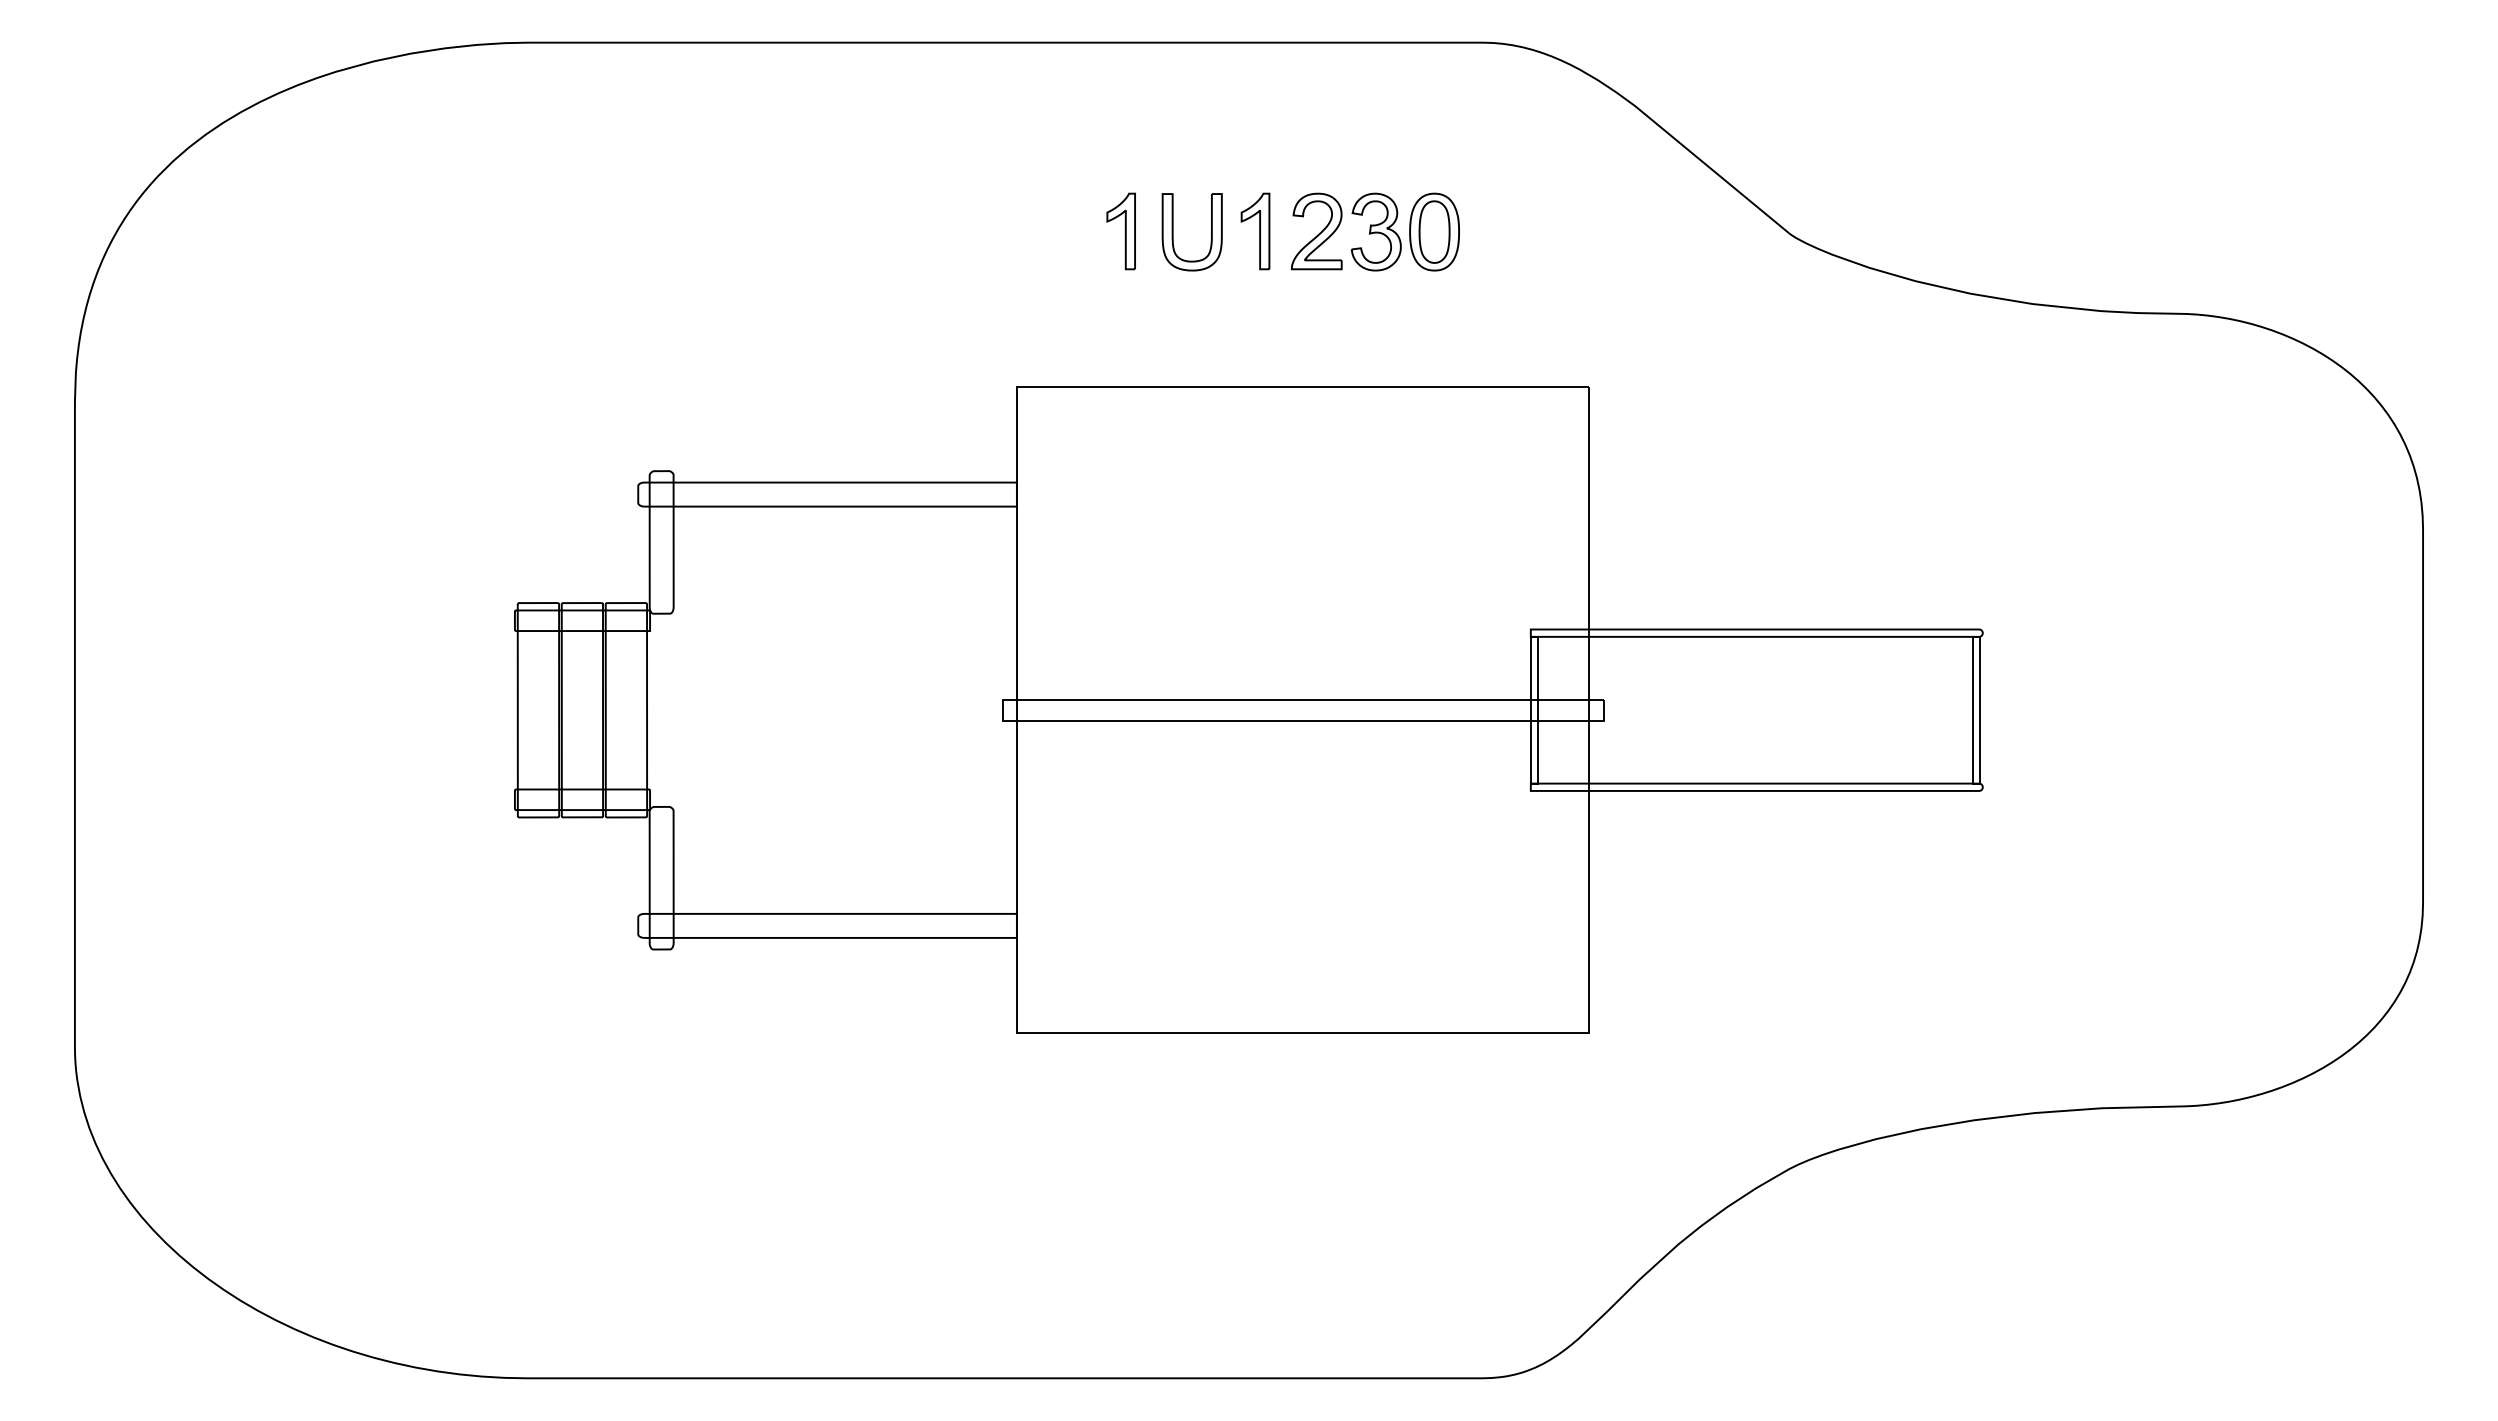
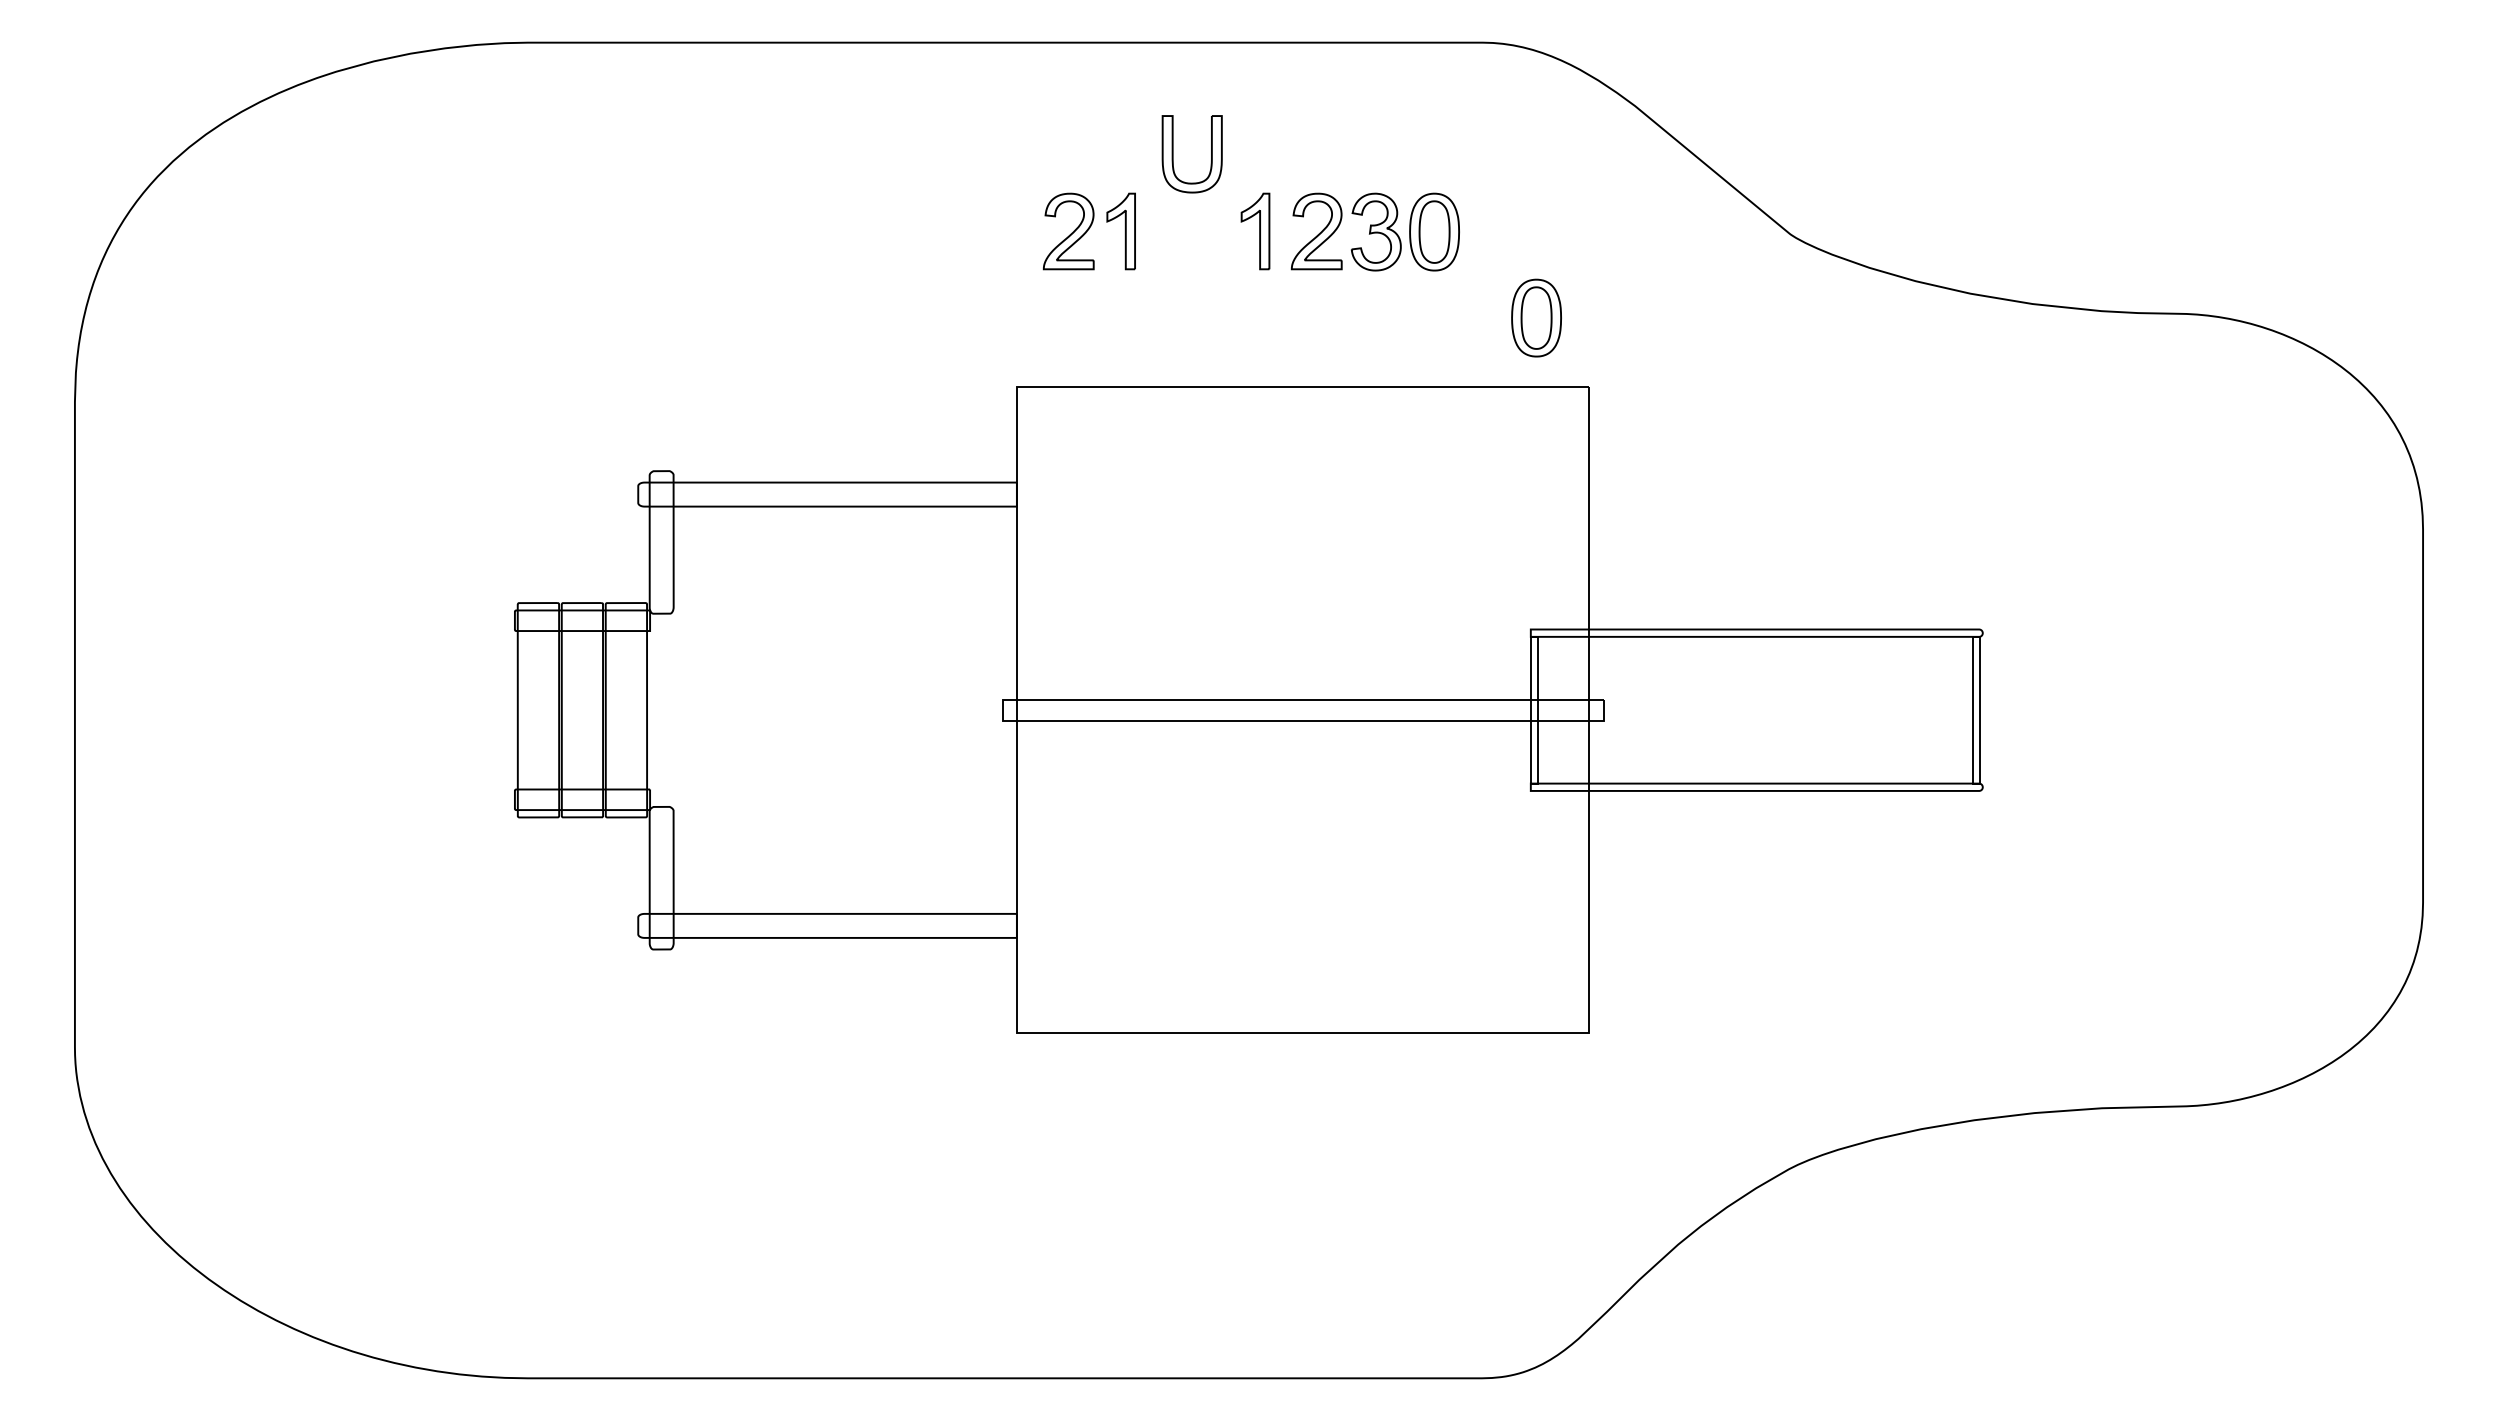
part: none -> present (1068, 231)
part position: (1173, 232) -> (1173, 154) (1173, 154)
part: none -> present (1536, 317)
